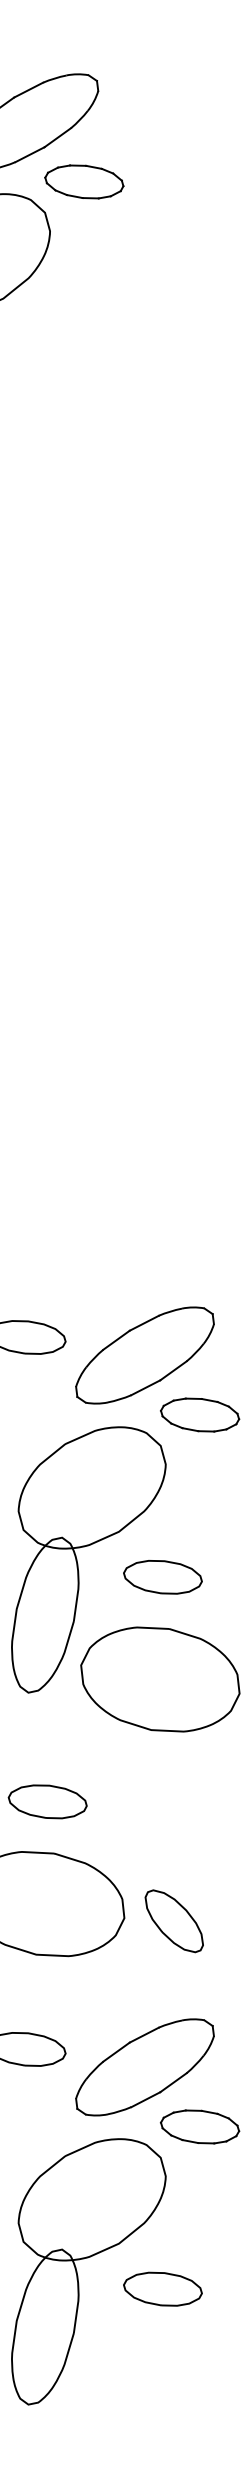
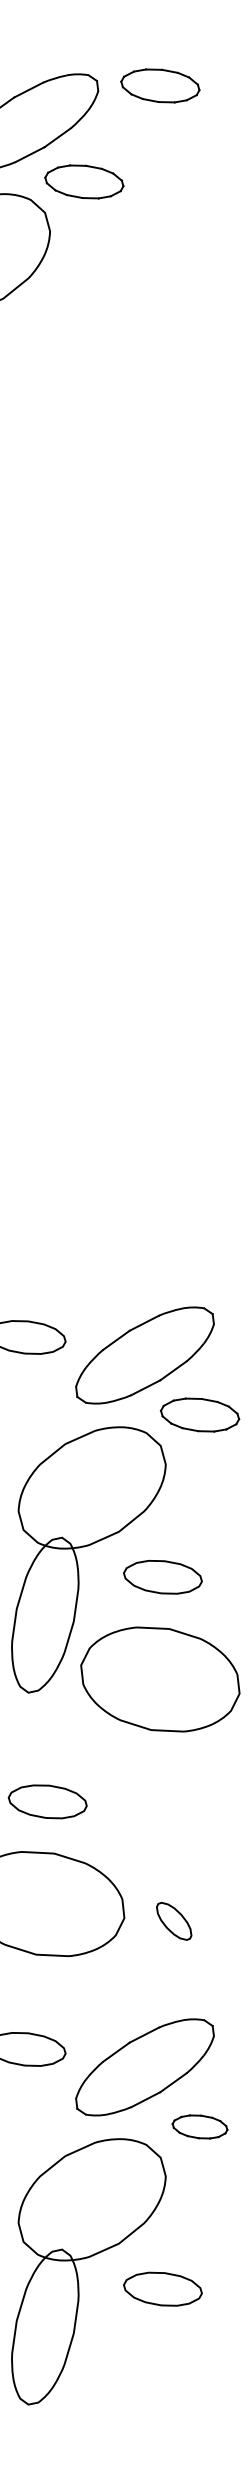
part: none -> present (160, 85)
part size: 60x65 px -> 37x40 px (174, 1920)
part size: 82x36 px -> 58x26 px (199, 2126)
